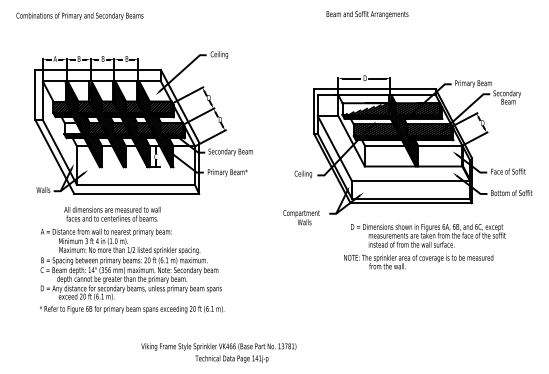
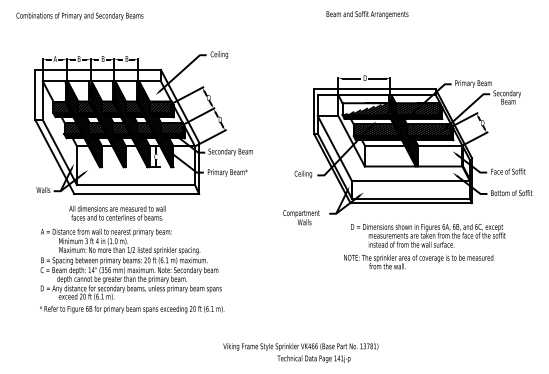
hatch: none -> present (73, 128)
text position: (112, 213) -> (117, 212) (117, 212)
text position: (218, 352) -> (300, 352) (300, 352)
